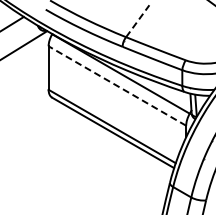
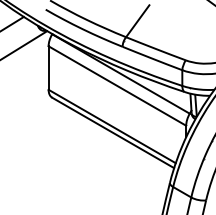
line: dashed -> solid (137, 21)
line: dashed -> solid (116, 85)
